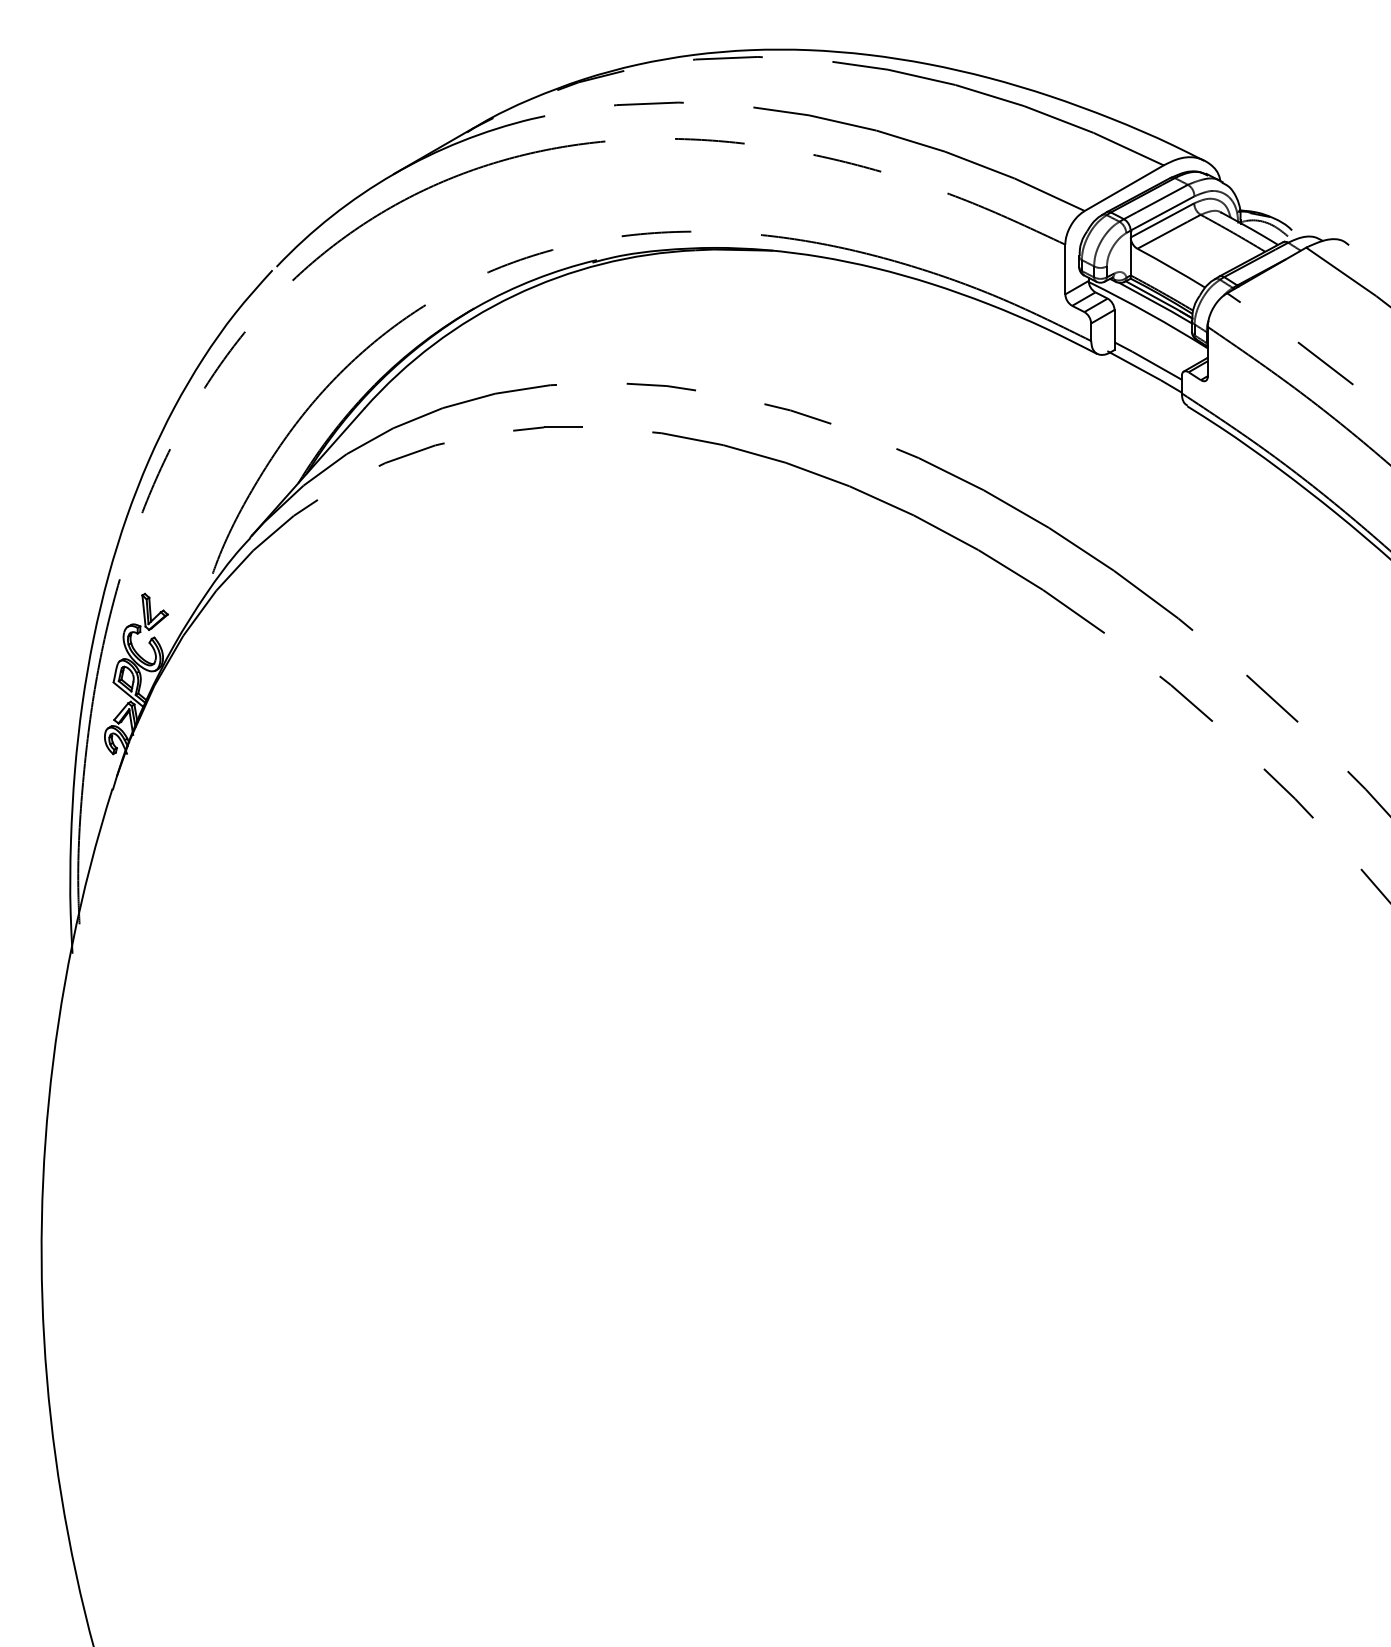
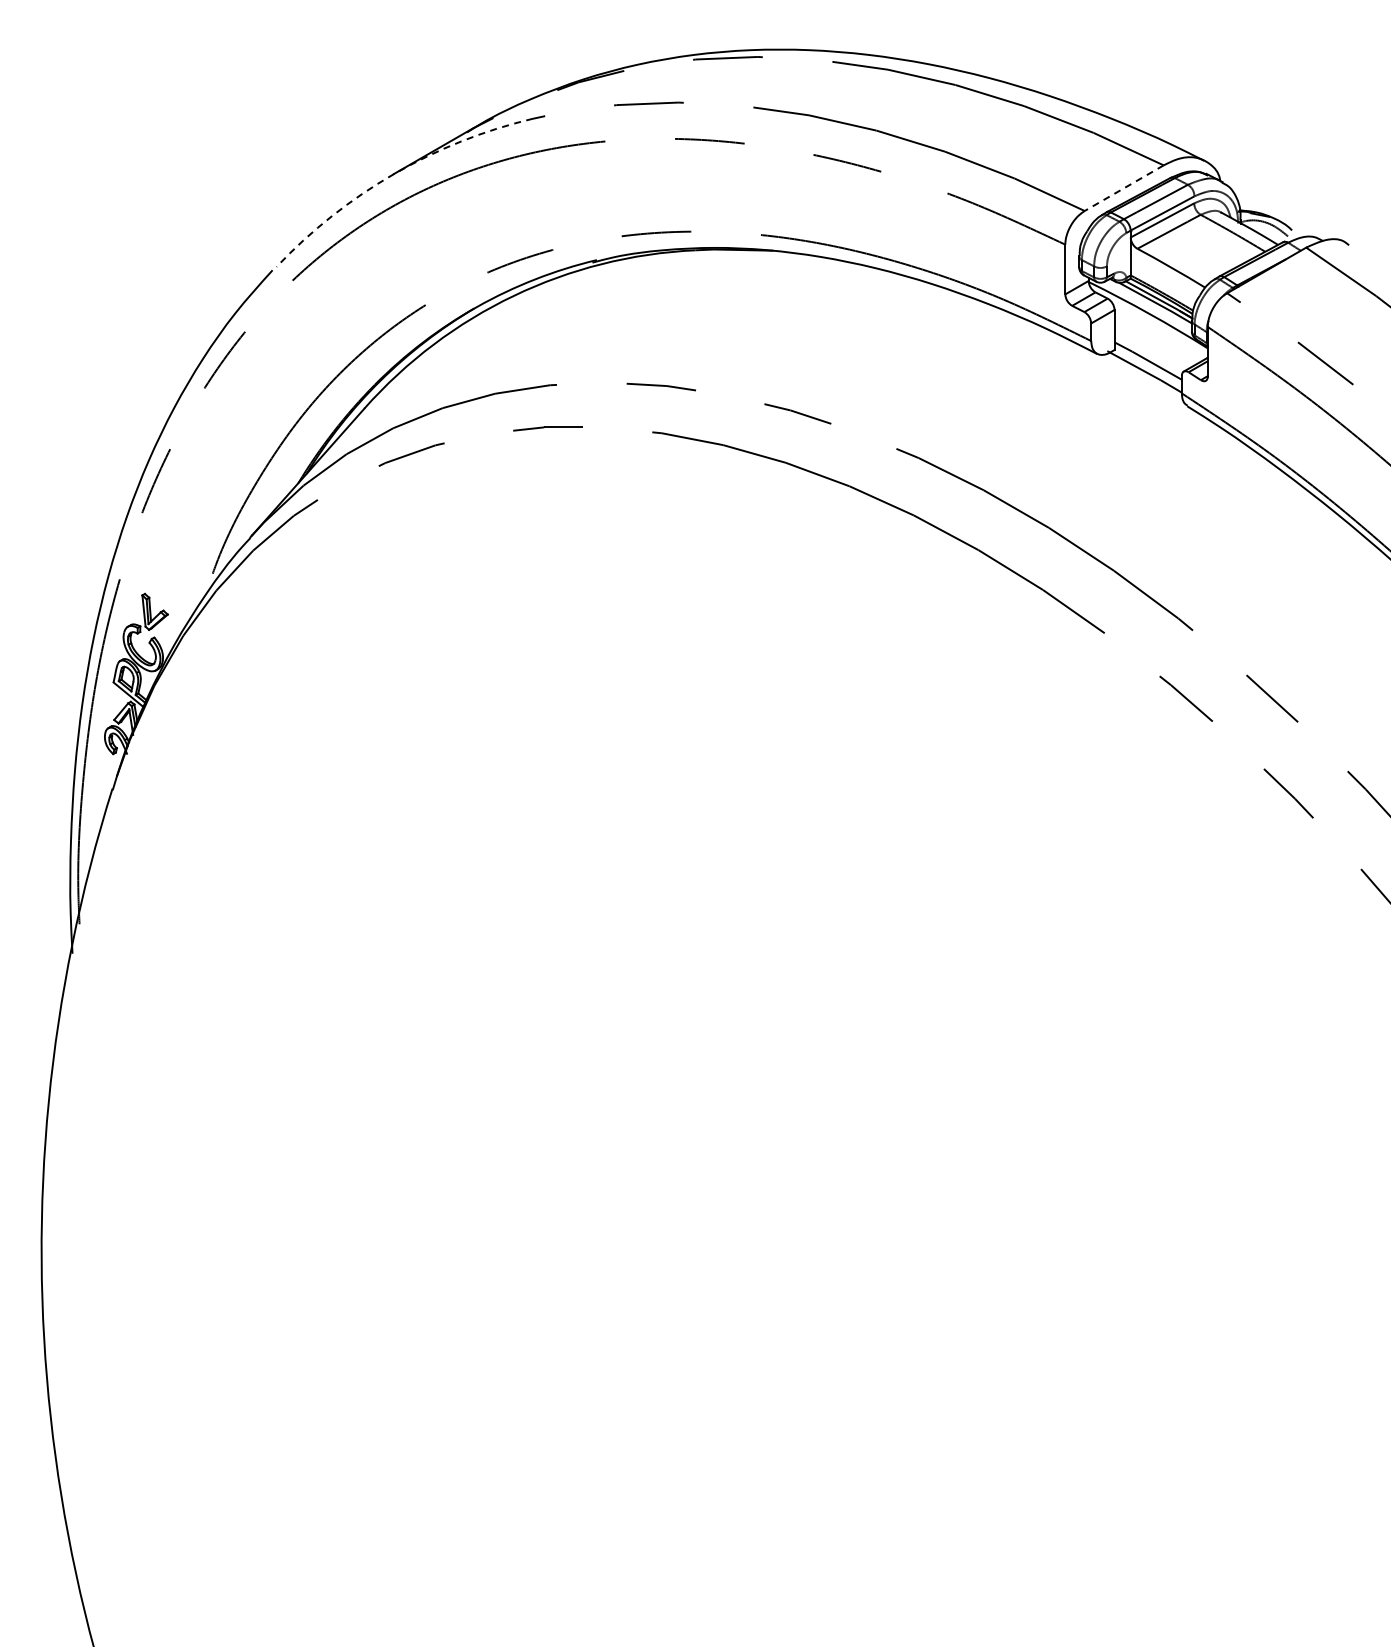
arc: solid -> dashed (394, 174)
line: solid -> dashed (1124, 188)
